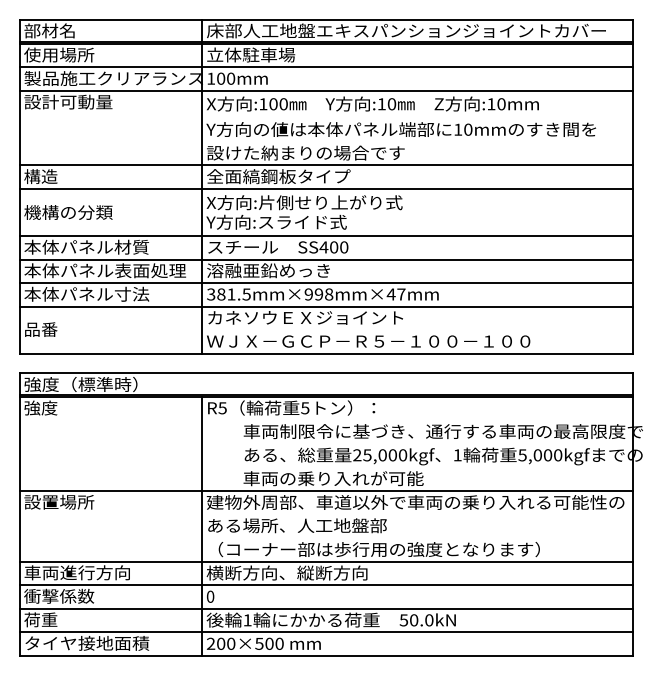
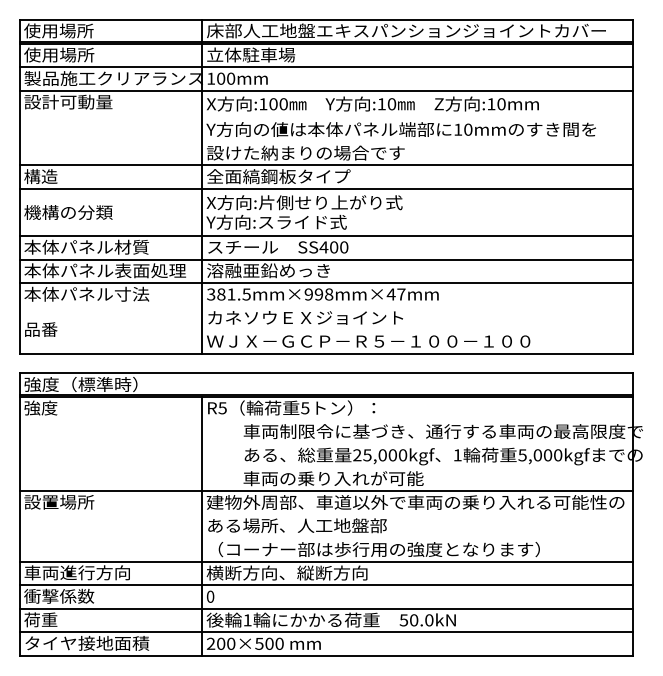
text: 部材名 -> 使用場所 (58, 30)
line: present -> none (326, 306)
